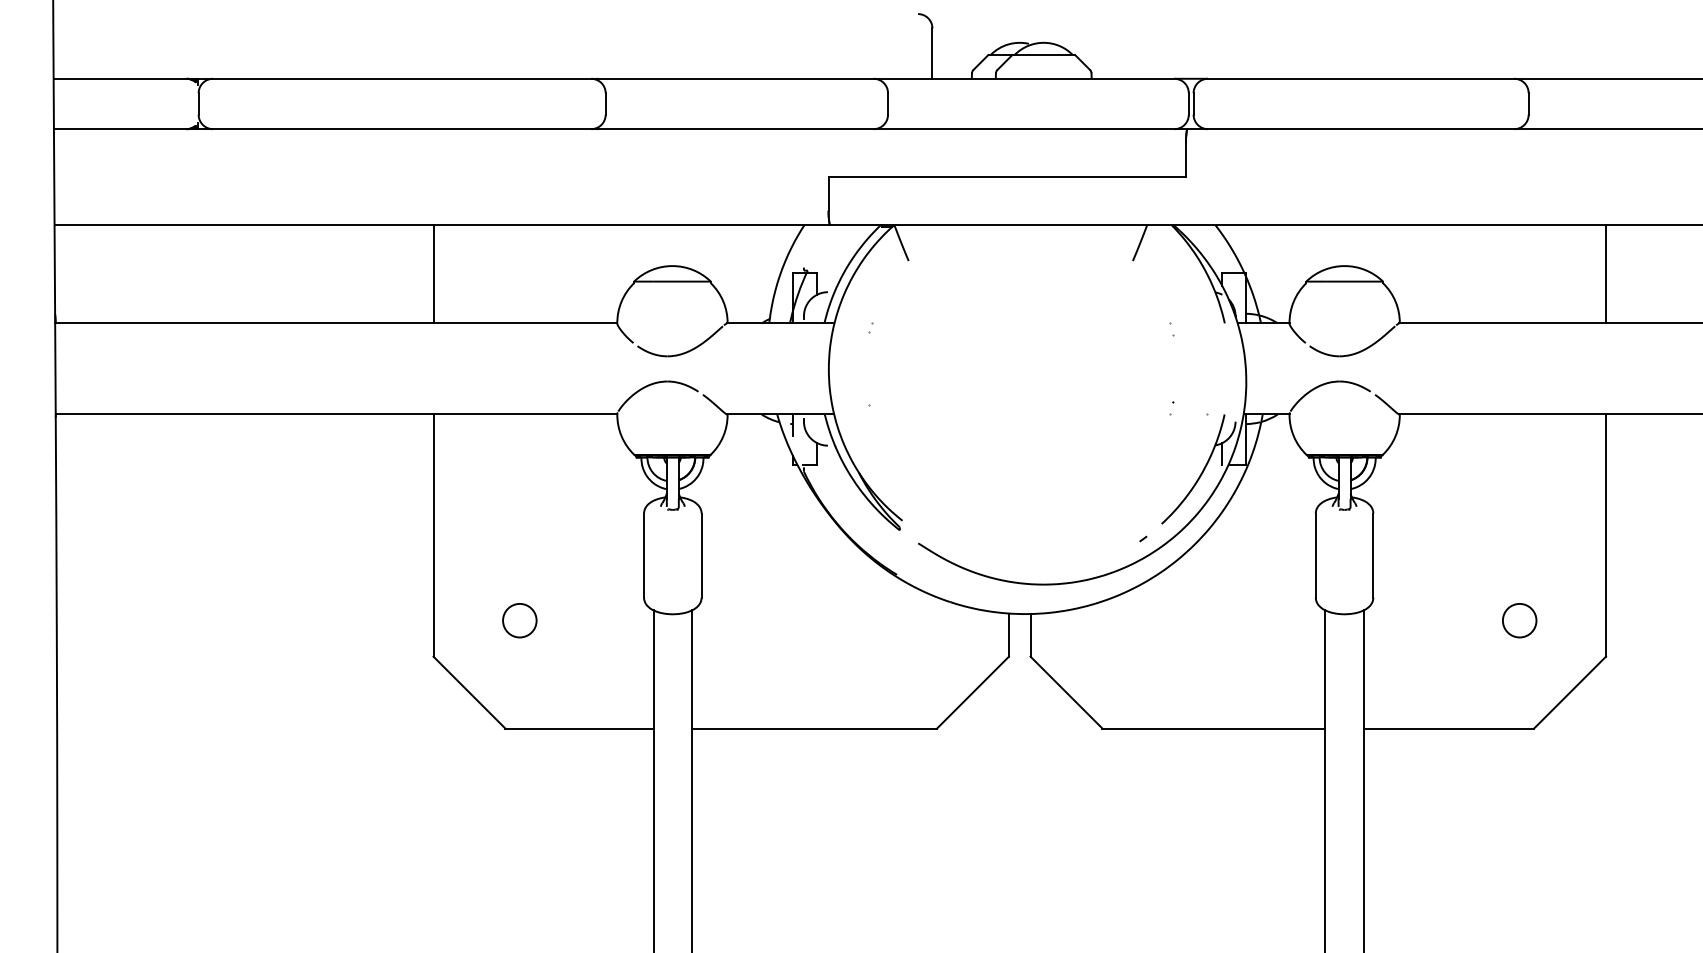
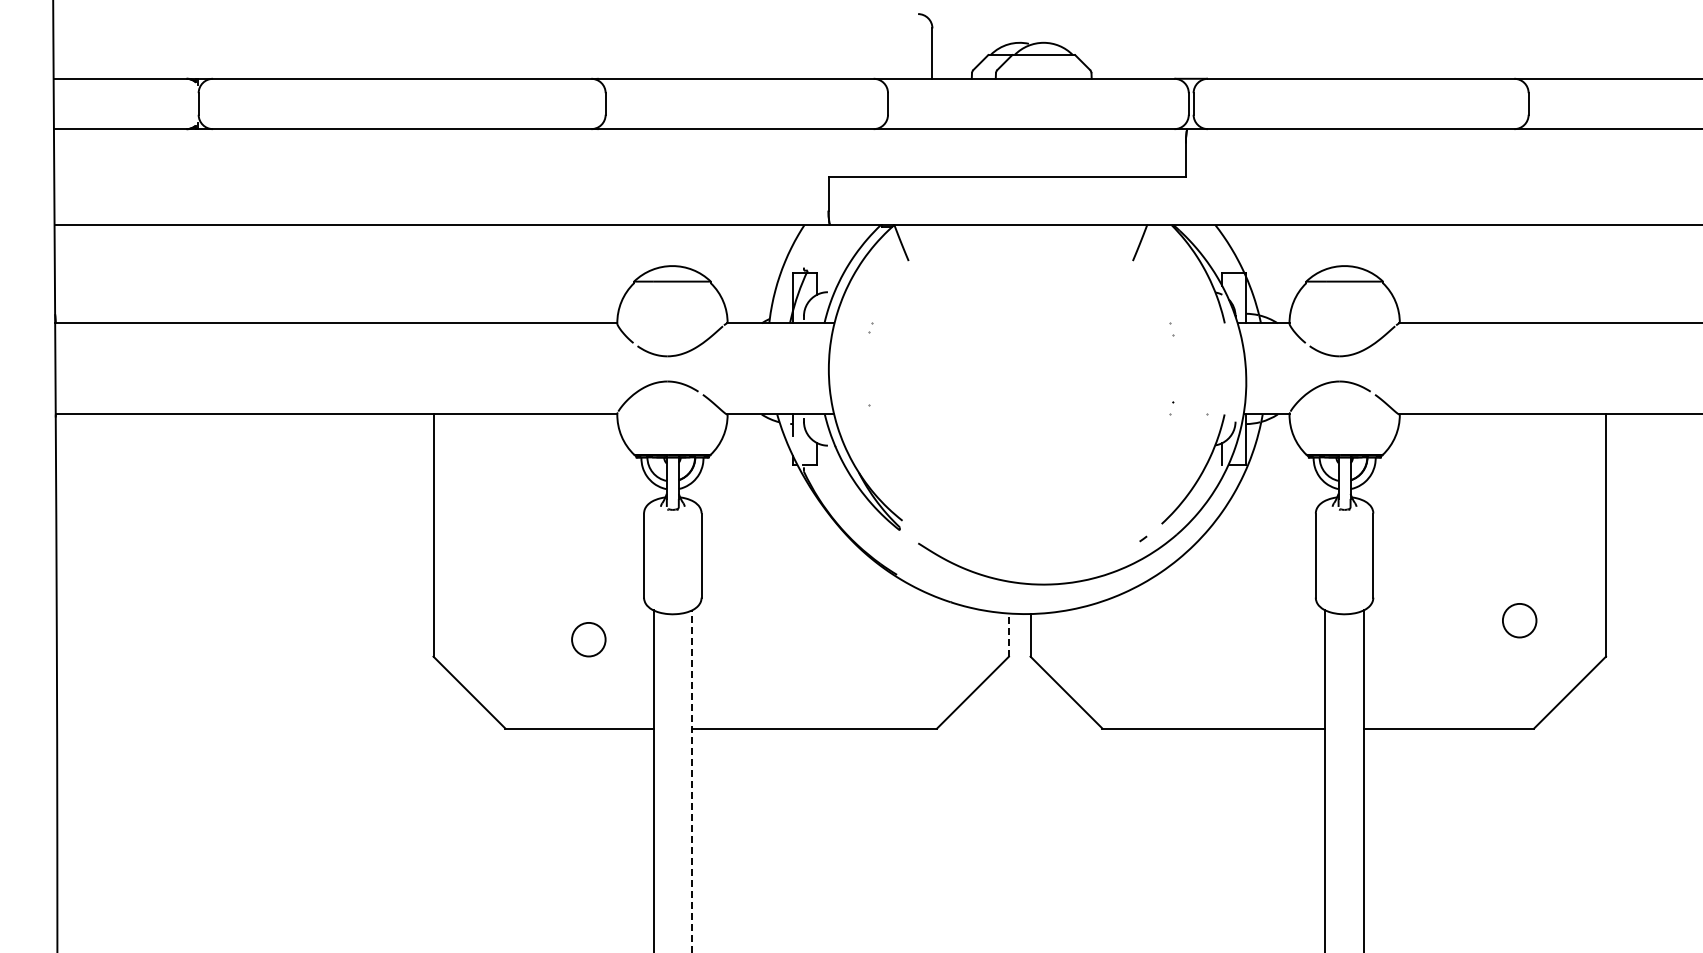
line: present -> none (433, 274)
line: present -> none (1606, 274)
circle position: (519, 620) -> (588, 639) (588, 639)
line: solid -> dashed (1008, 635)
line: solid -> dashed (692, 781)
